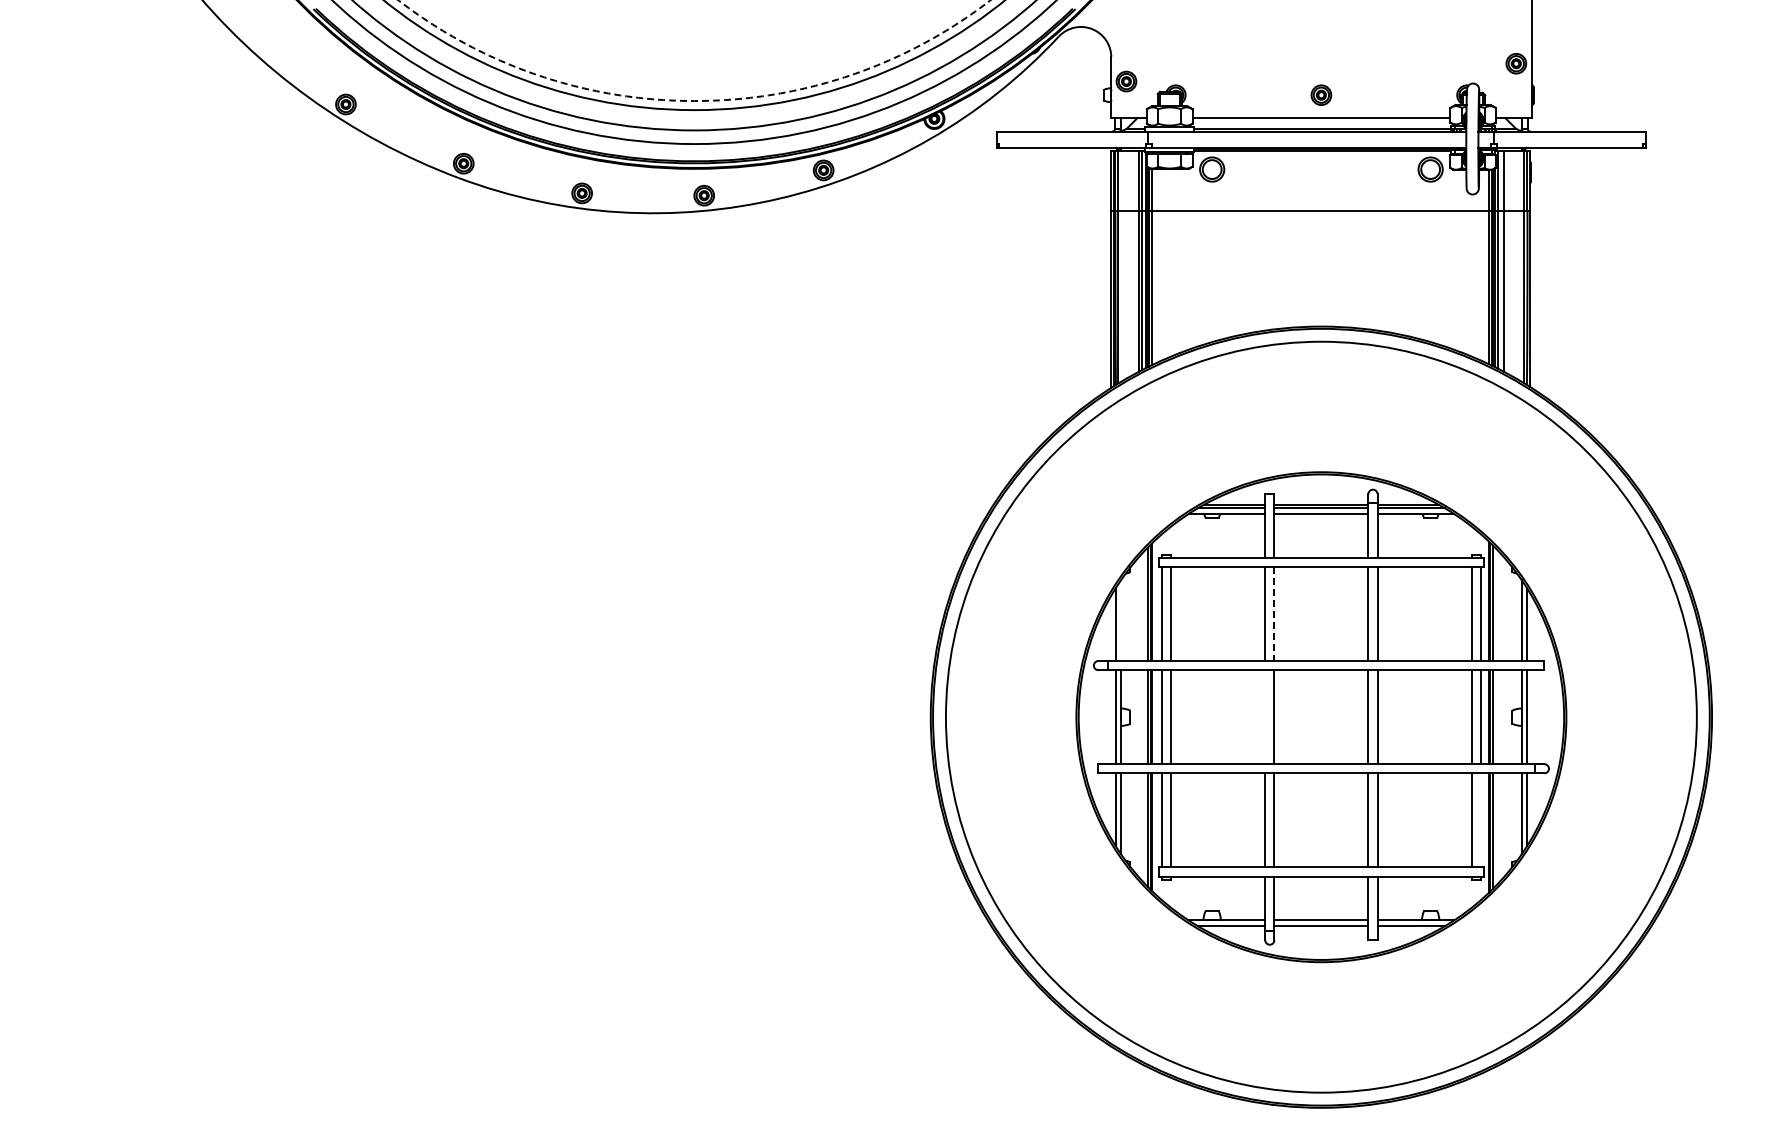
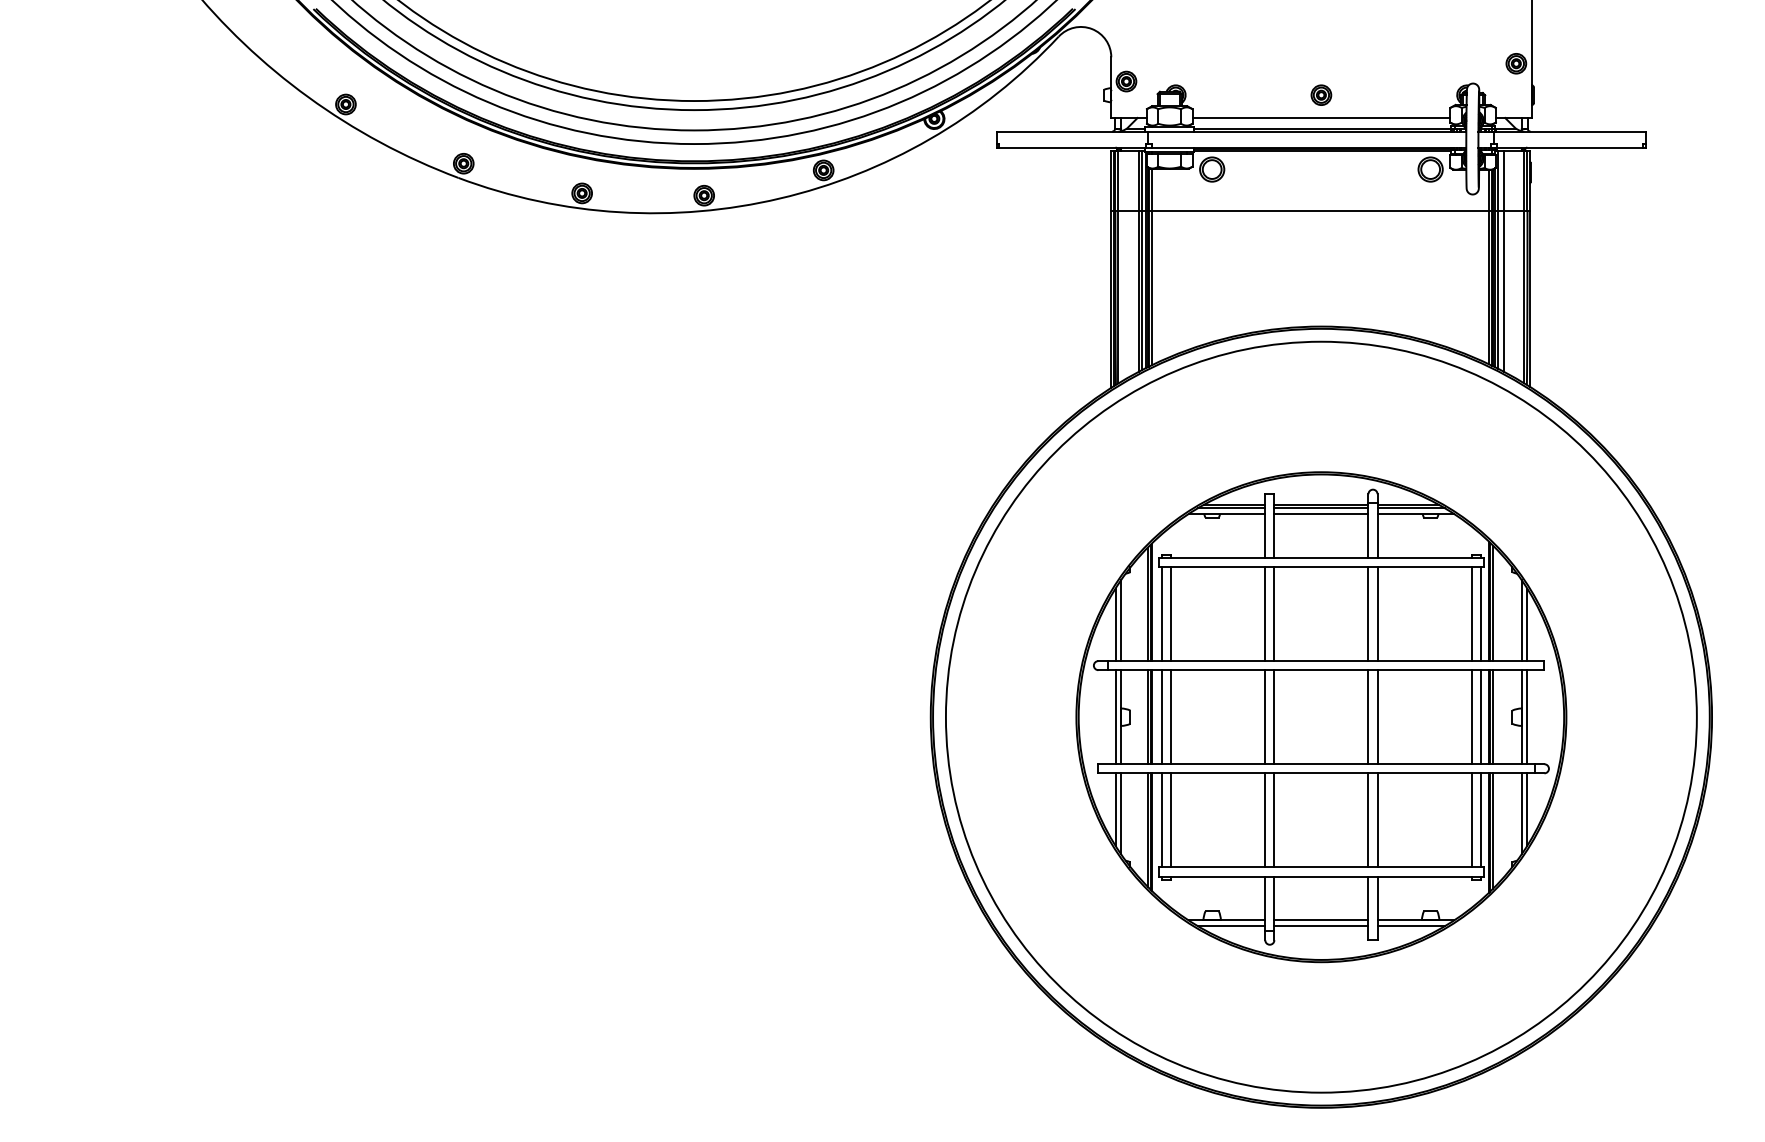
circle: dashed -> solid (694, 50)
line: dashed -> solid (1274, 614)
line: none -> present (1121, 620)
line: none -> present (1265, 717)
line: none -> present (1480, 820)
